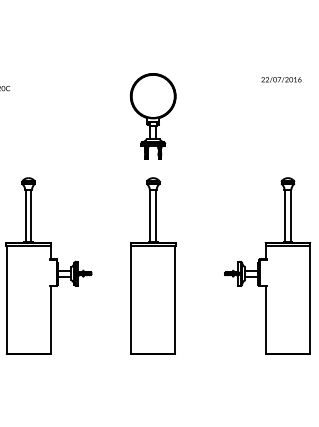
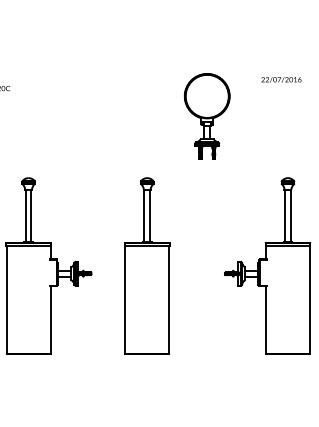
part position: (153, 116) -> (207, 116) (207, 116)
part position: (153, 265) -> (147, 265) (147, 265)
